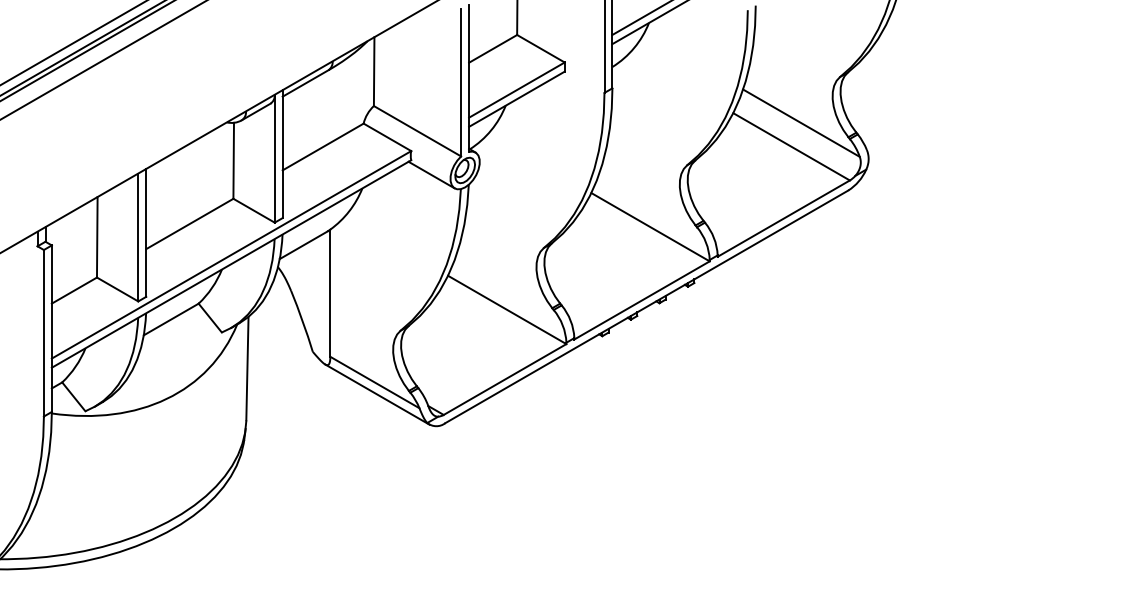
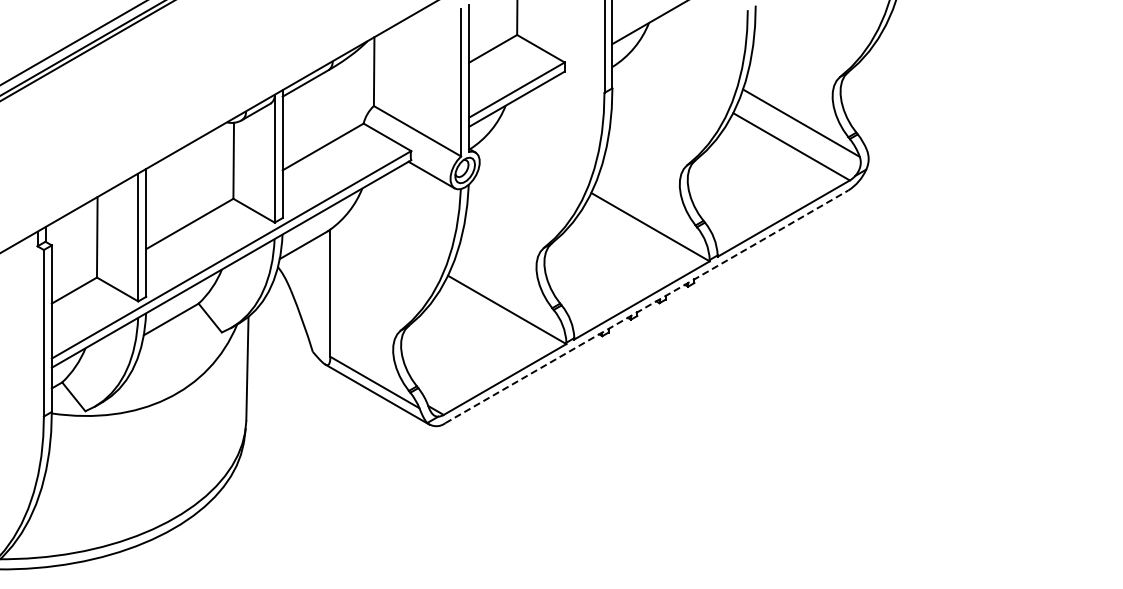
line: present -> none (640, 18)
line: present -> none (102, 60)
line: solid -> dashed (646, 306)
